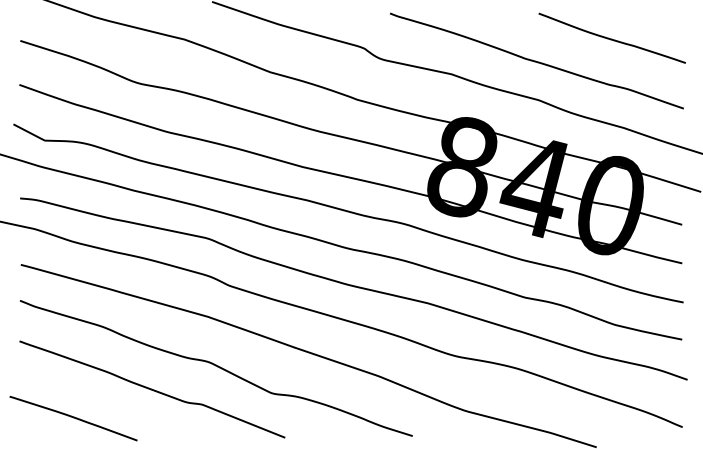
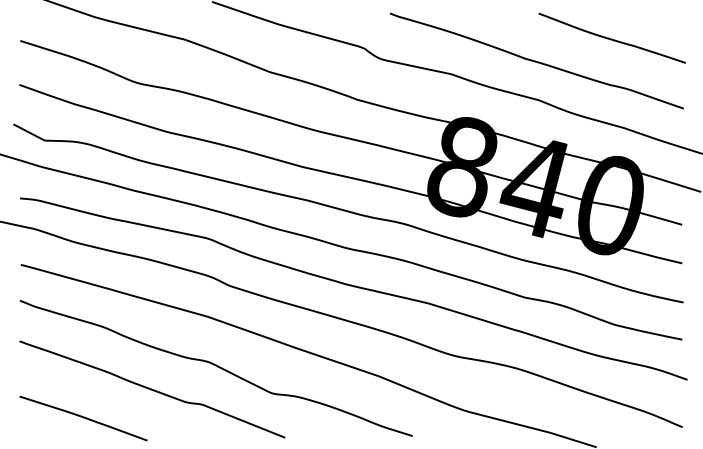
curve position: (73, 418) -> (83, 418) (83, 418)
